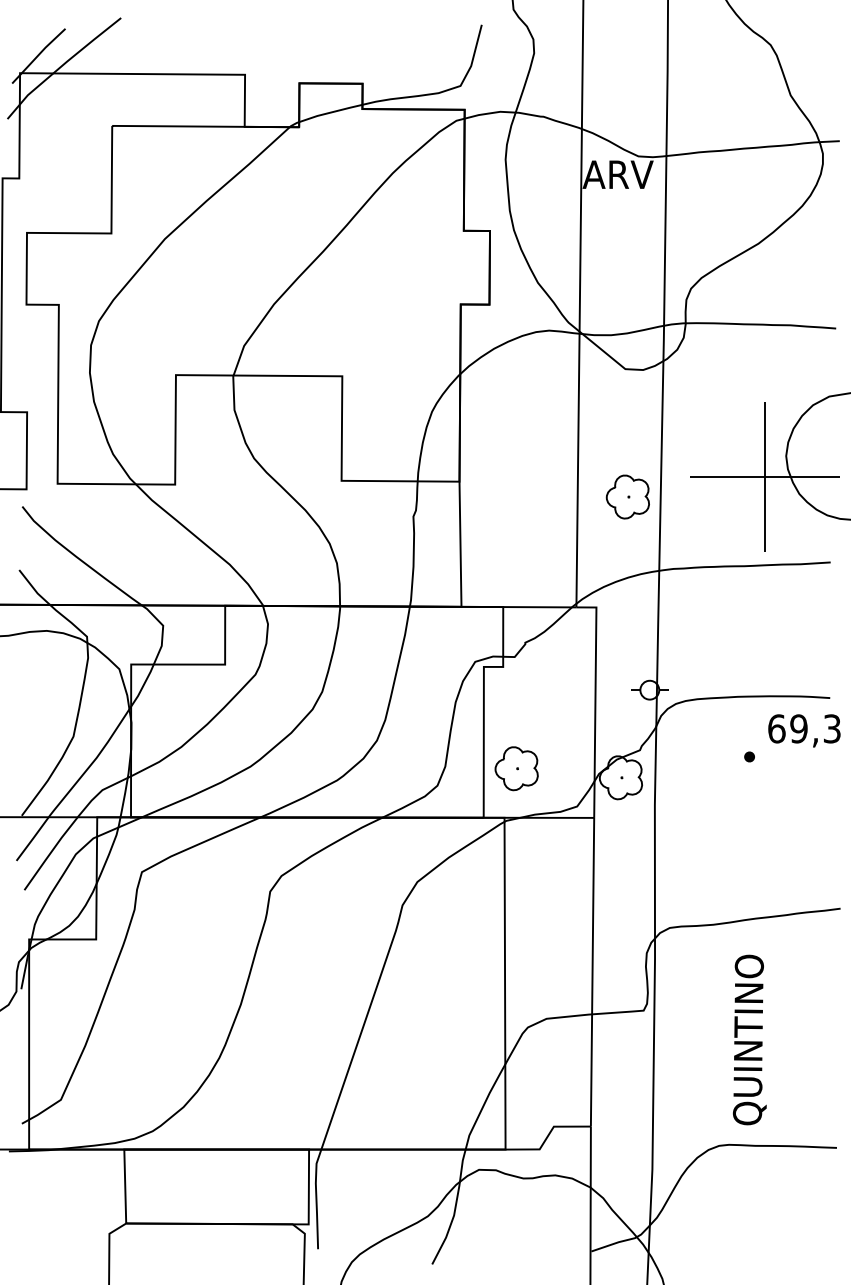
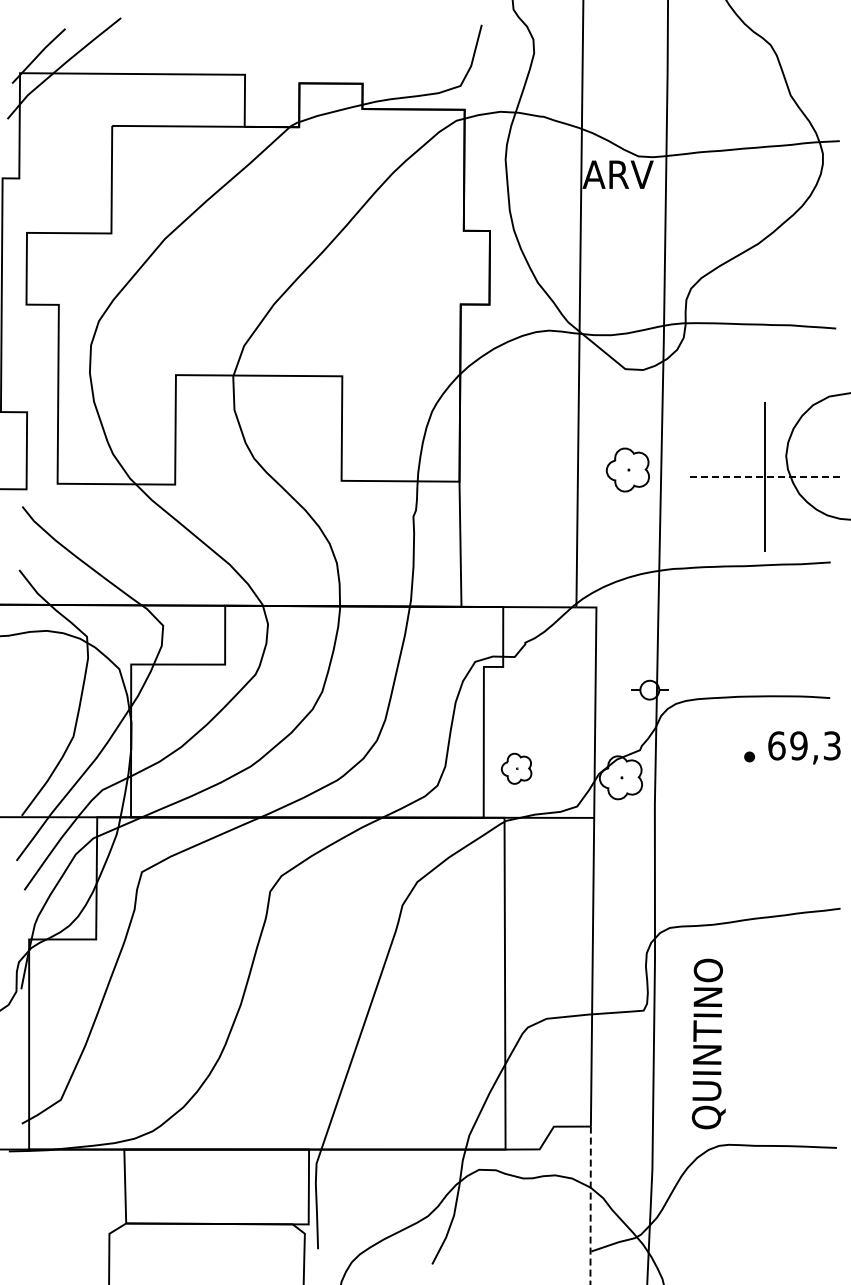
line: solid -> dashed (764, 477)
part position: (627, 496) -> (627, 469) (627, 469)
text position: (804, 730) -> (804, 747) (804, 747)
part size: 45x46 px -> 32x33 px (516, 768)
text position: (749, 1039) -> (708, 1043) (708, 1043)
line: solid -> dashed (590, 1205)
